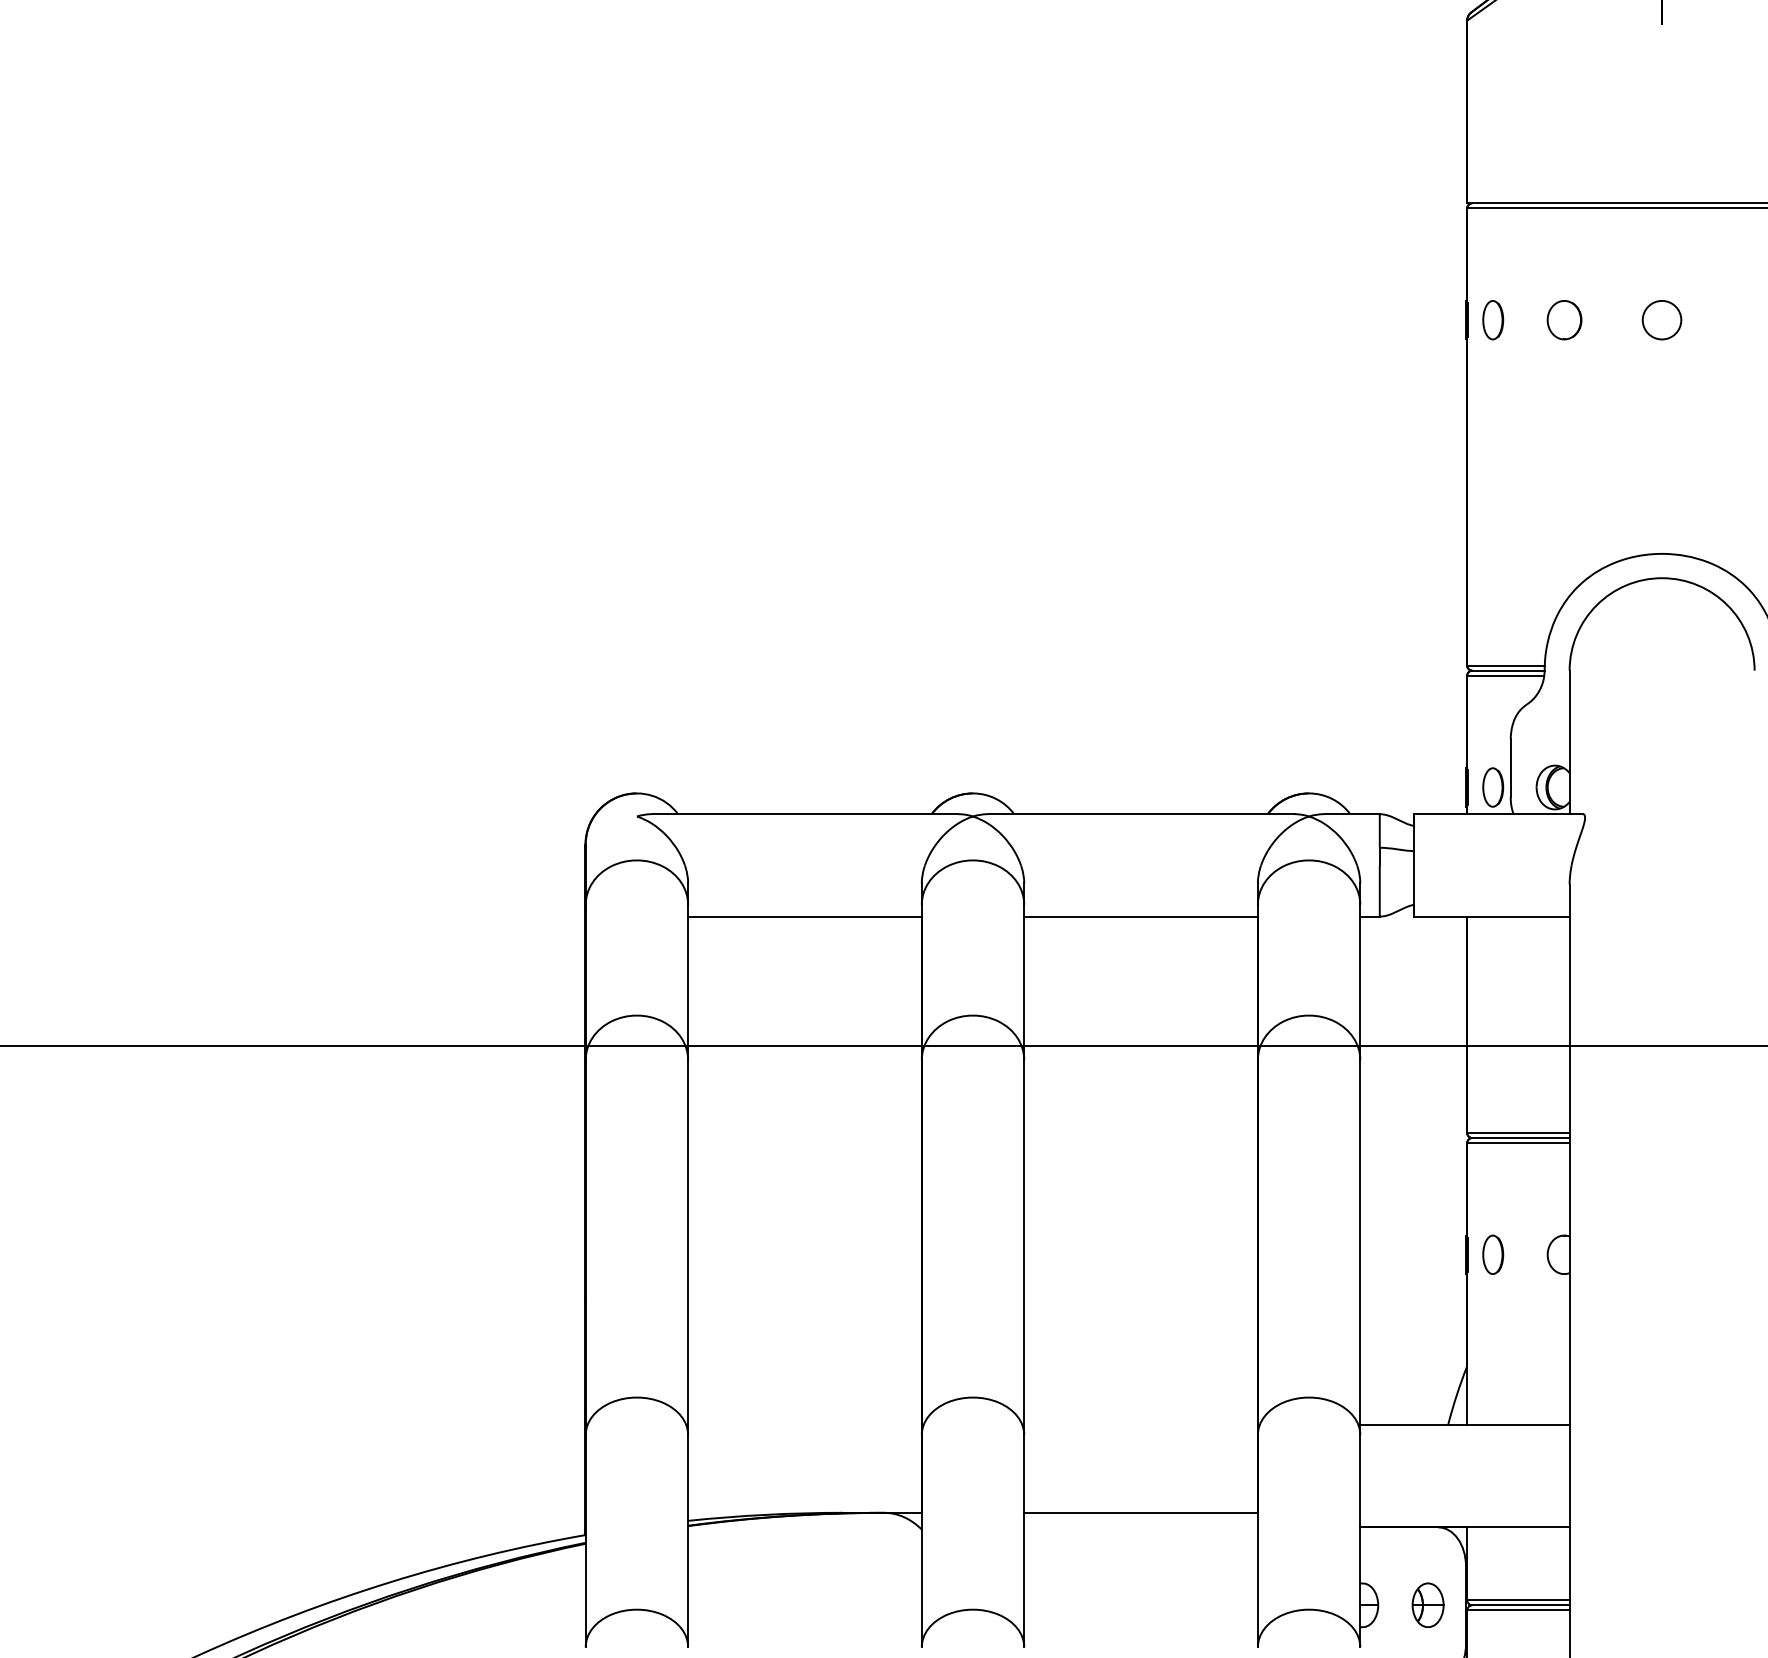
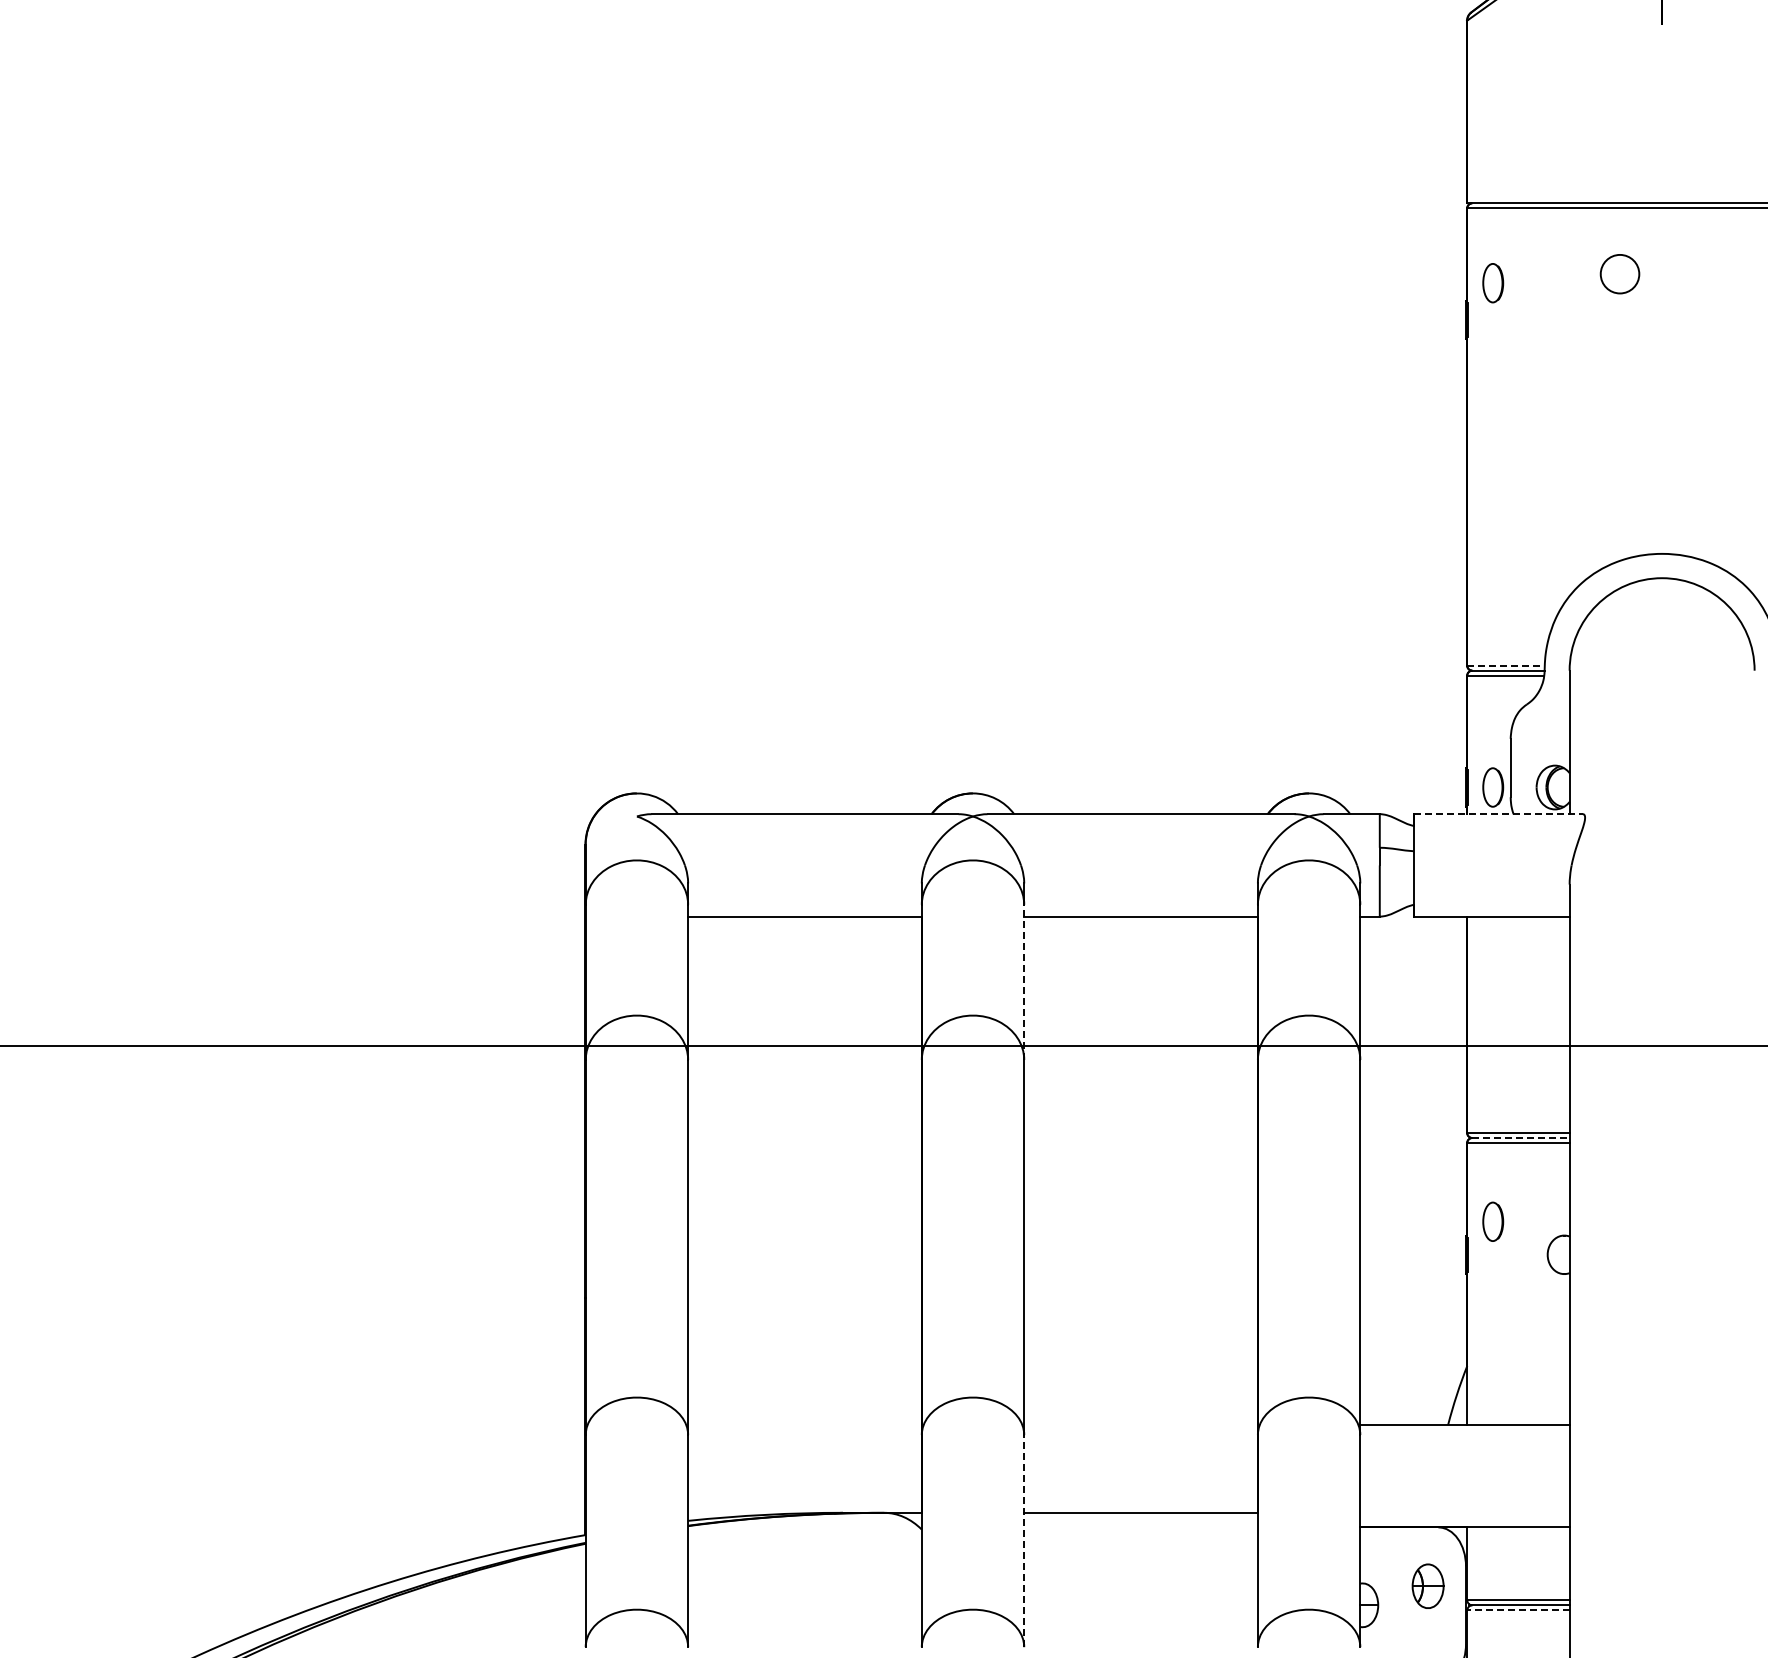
part position: (1493, 320) -> (1493, 283) (1493, 283)
part: present -> none (1564, 320)
circle position: (1661, 320) -> (1619, 274) (1619, 274)
line: solid -> dashed (1506, 665)
line: solid -> dashed (1498, 814)
line: solid -> dashed (1024, 982)
line: solid -> dashed (1521, 1138)
part position: (1493, 1254) -> (1493, 1221) (1493, 1221)
line: solid -> dashed (1024, 1540)
part position: (1427, 1604) -> (1427, 1585) (1427, 1585)
line: solid -> dashed (1517, 1610)
